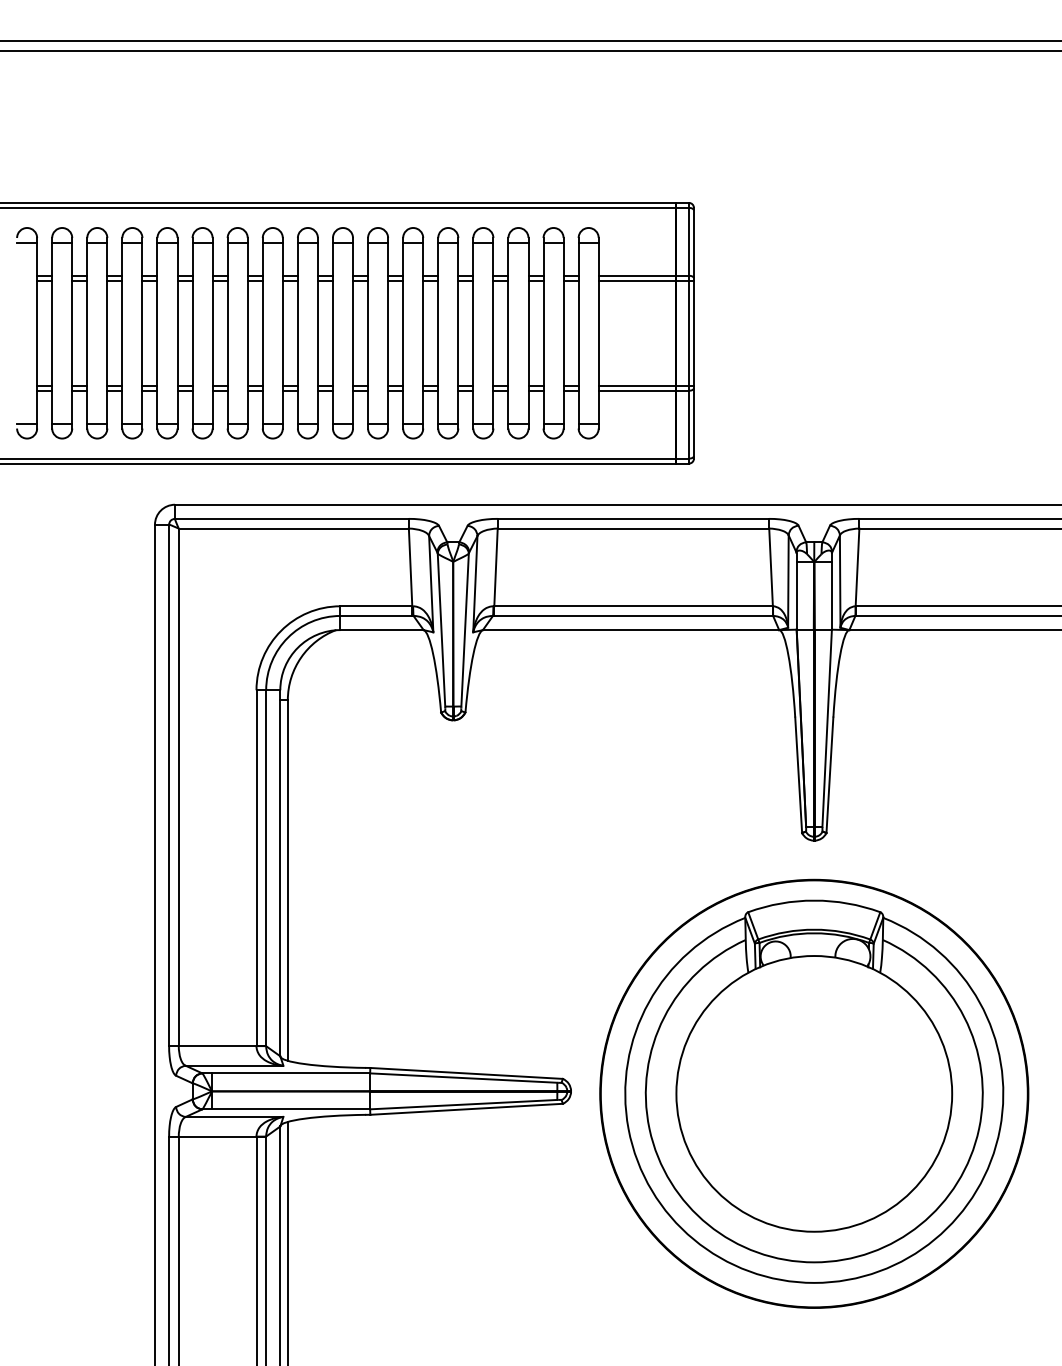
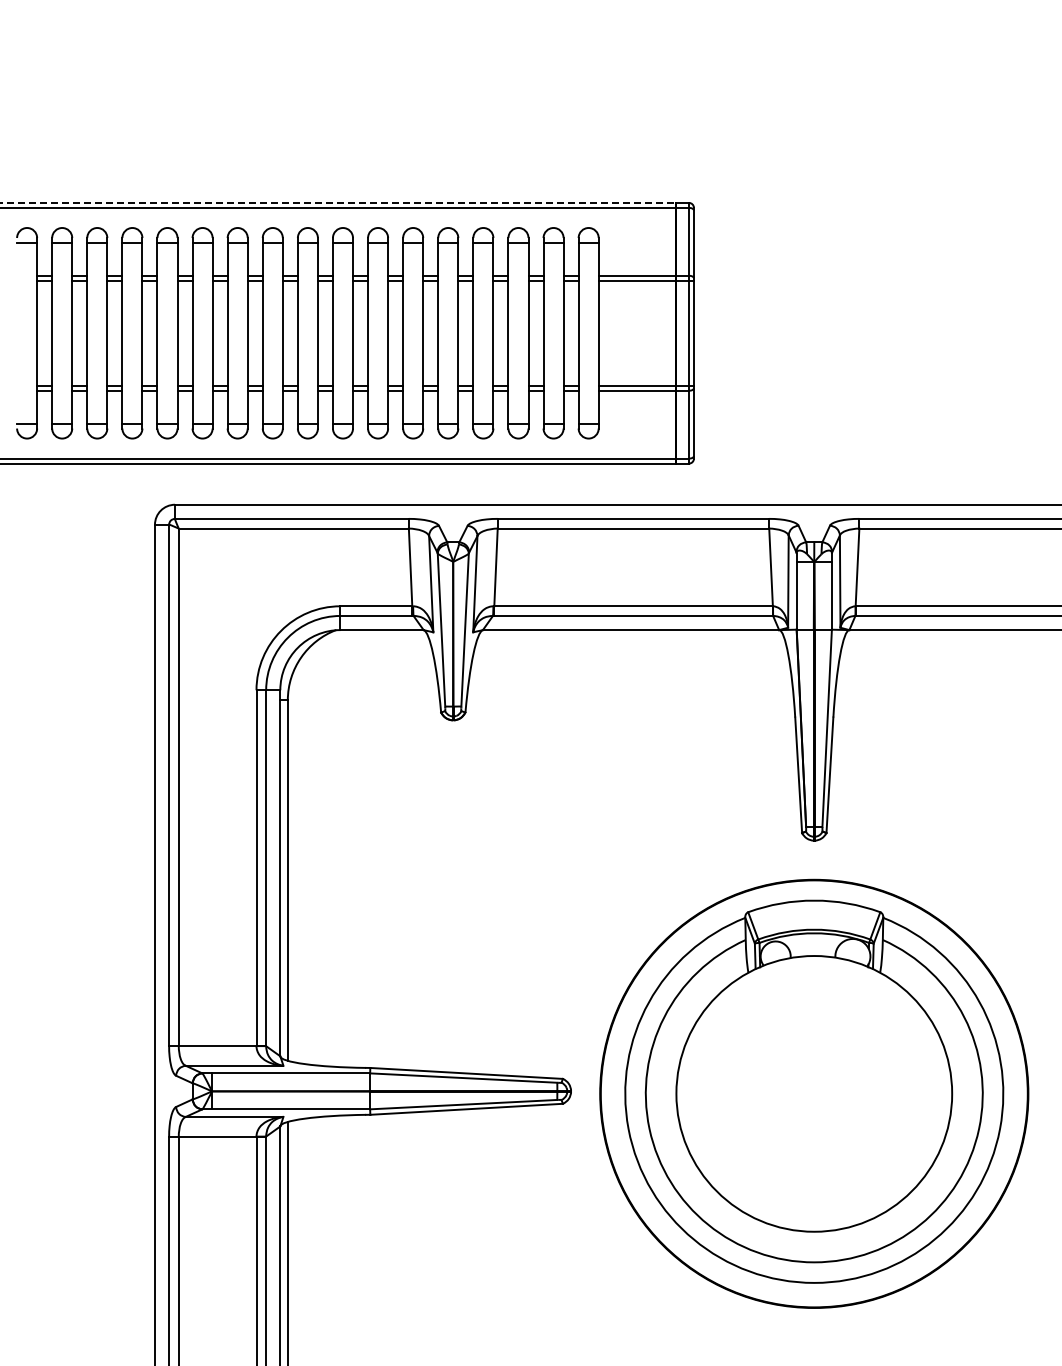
line: present -> none (530, 40)
line: present -> none (530, 51)
line: solid -> dashed (338, 202)
